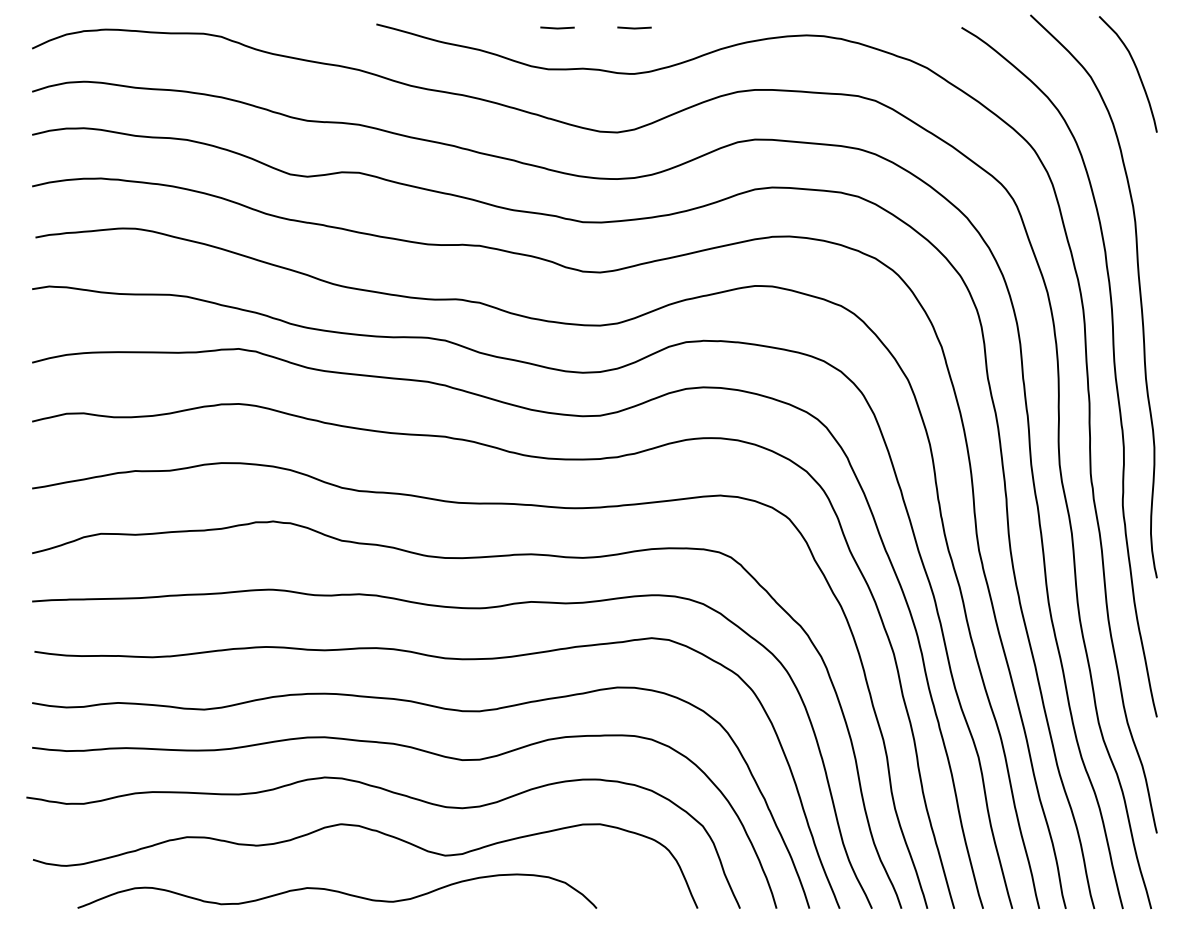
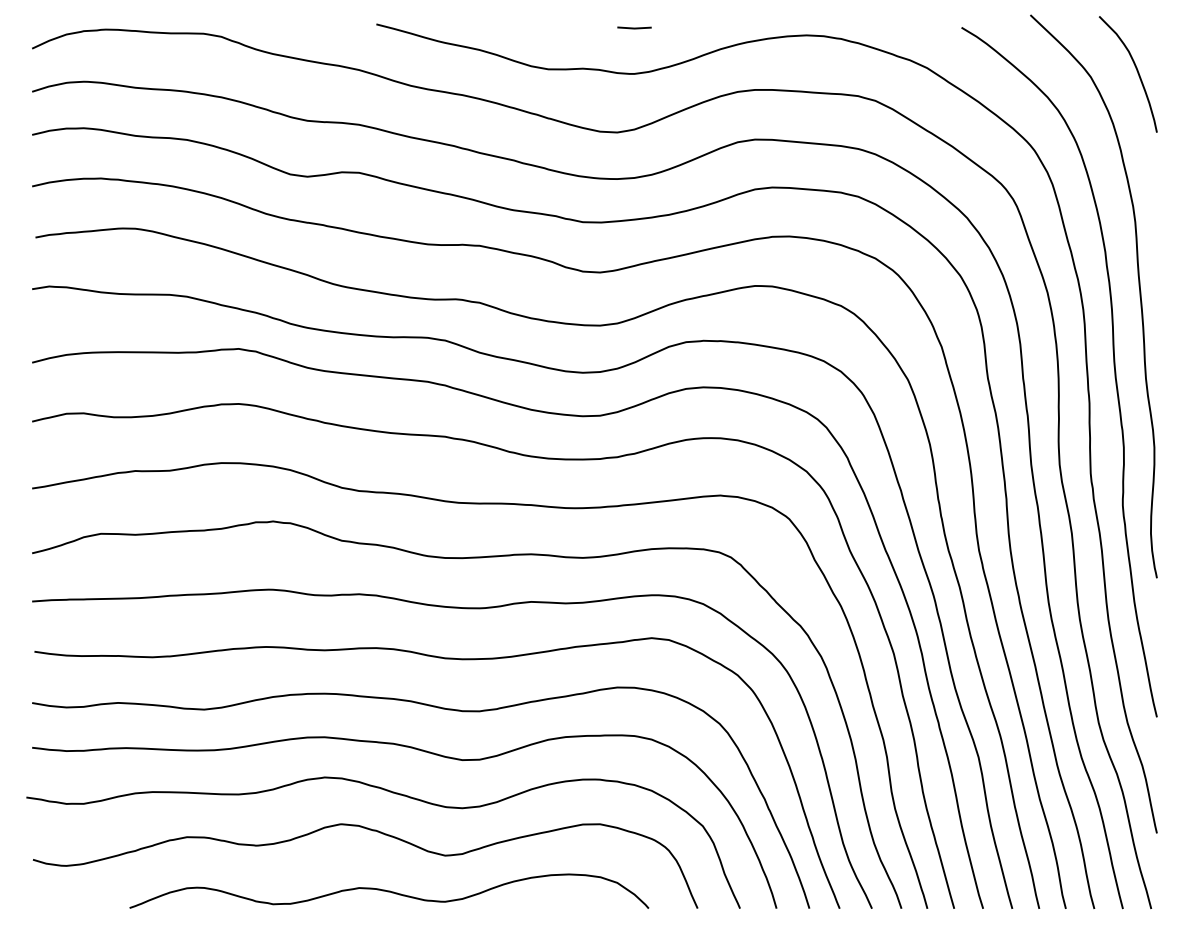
line: present -> none (557, 27)
curve position: (337, 890) -> (389, 890) (389, 890)
